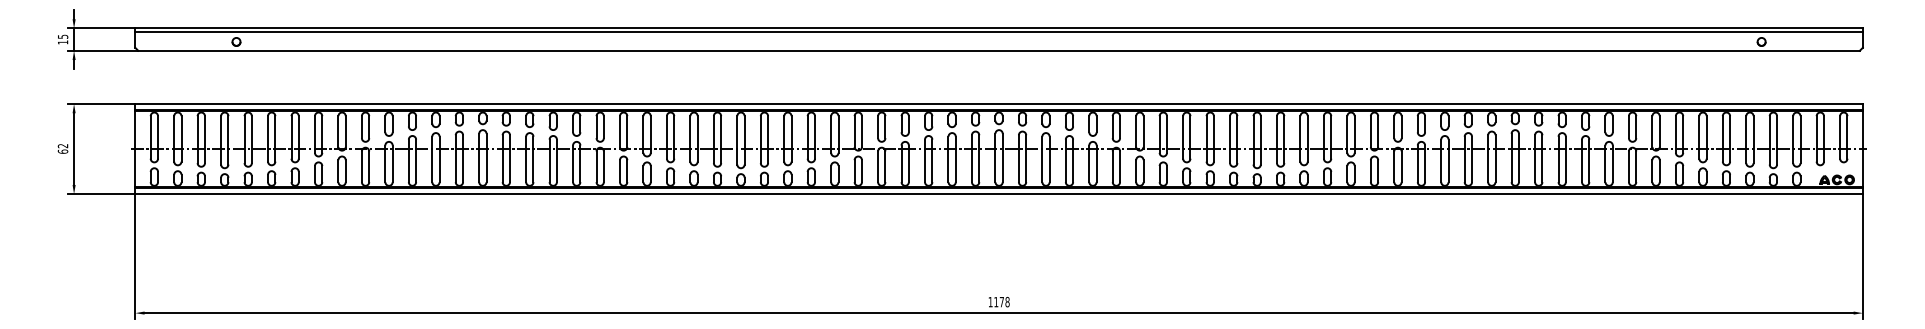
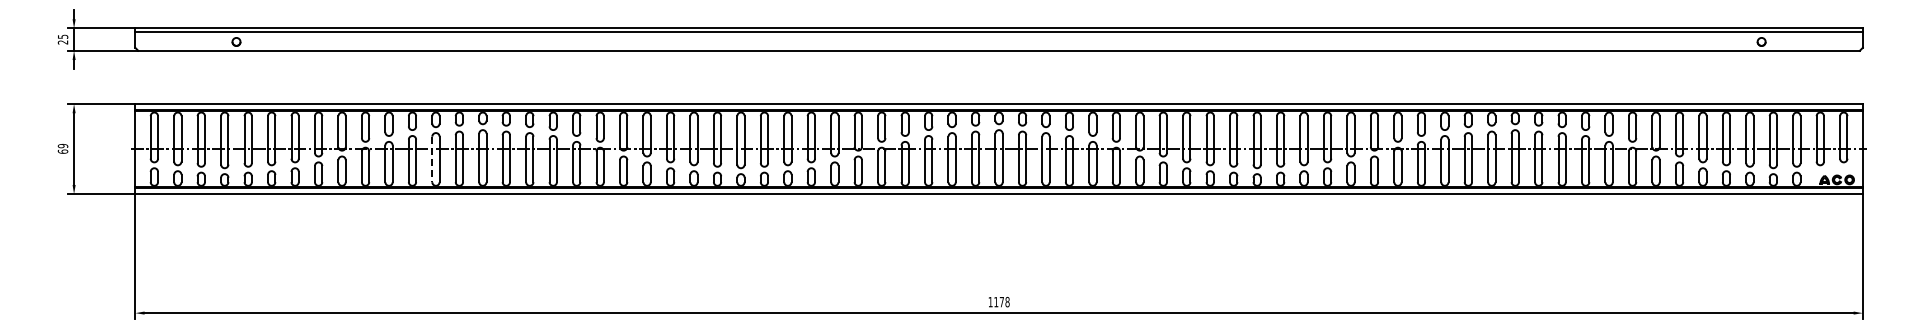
text: 15 -> 25 (62, 42)
text: 62 -> 69 (63, 146)
line: solid -> dashed (432, 159)
